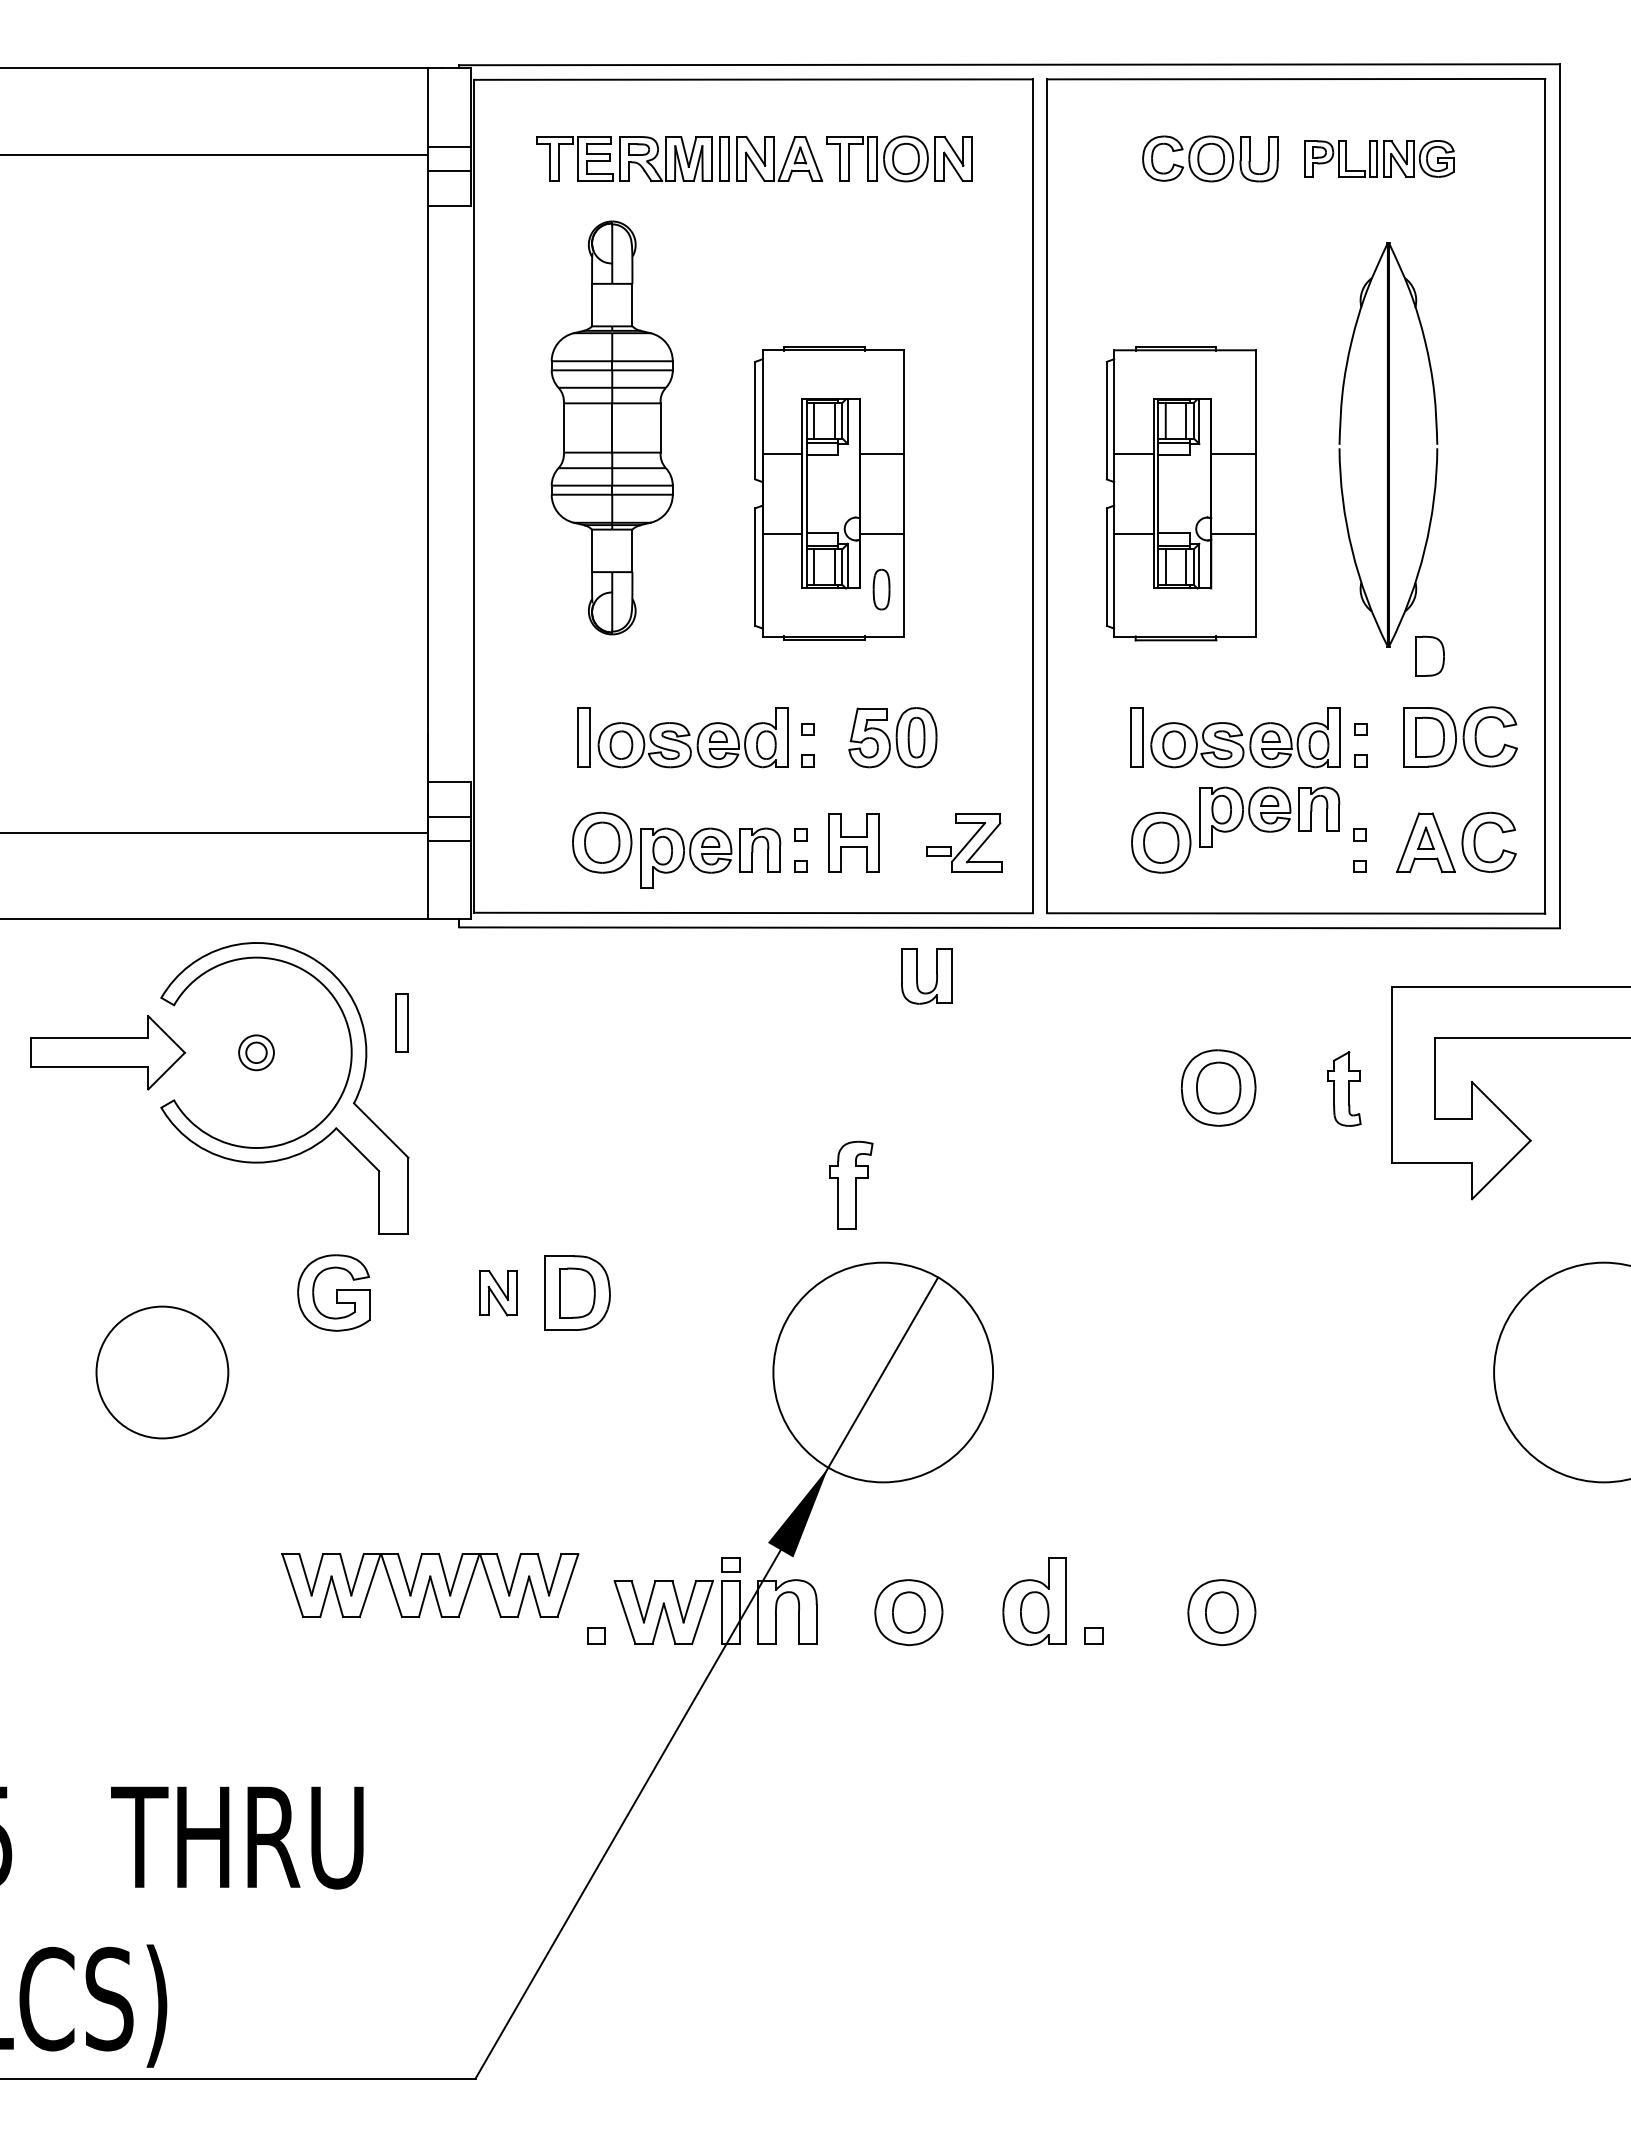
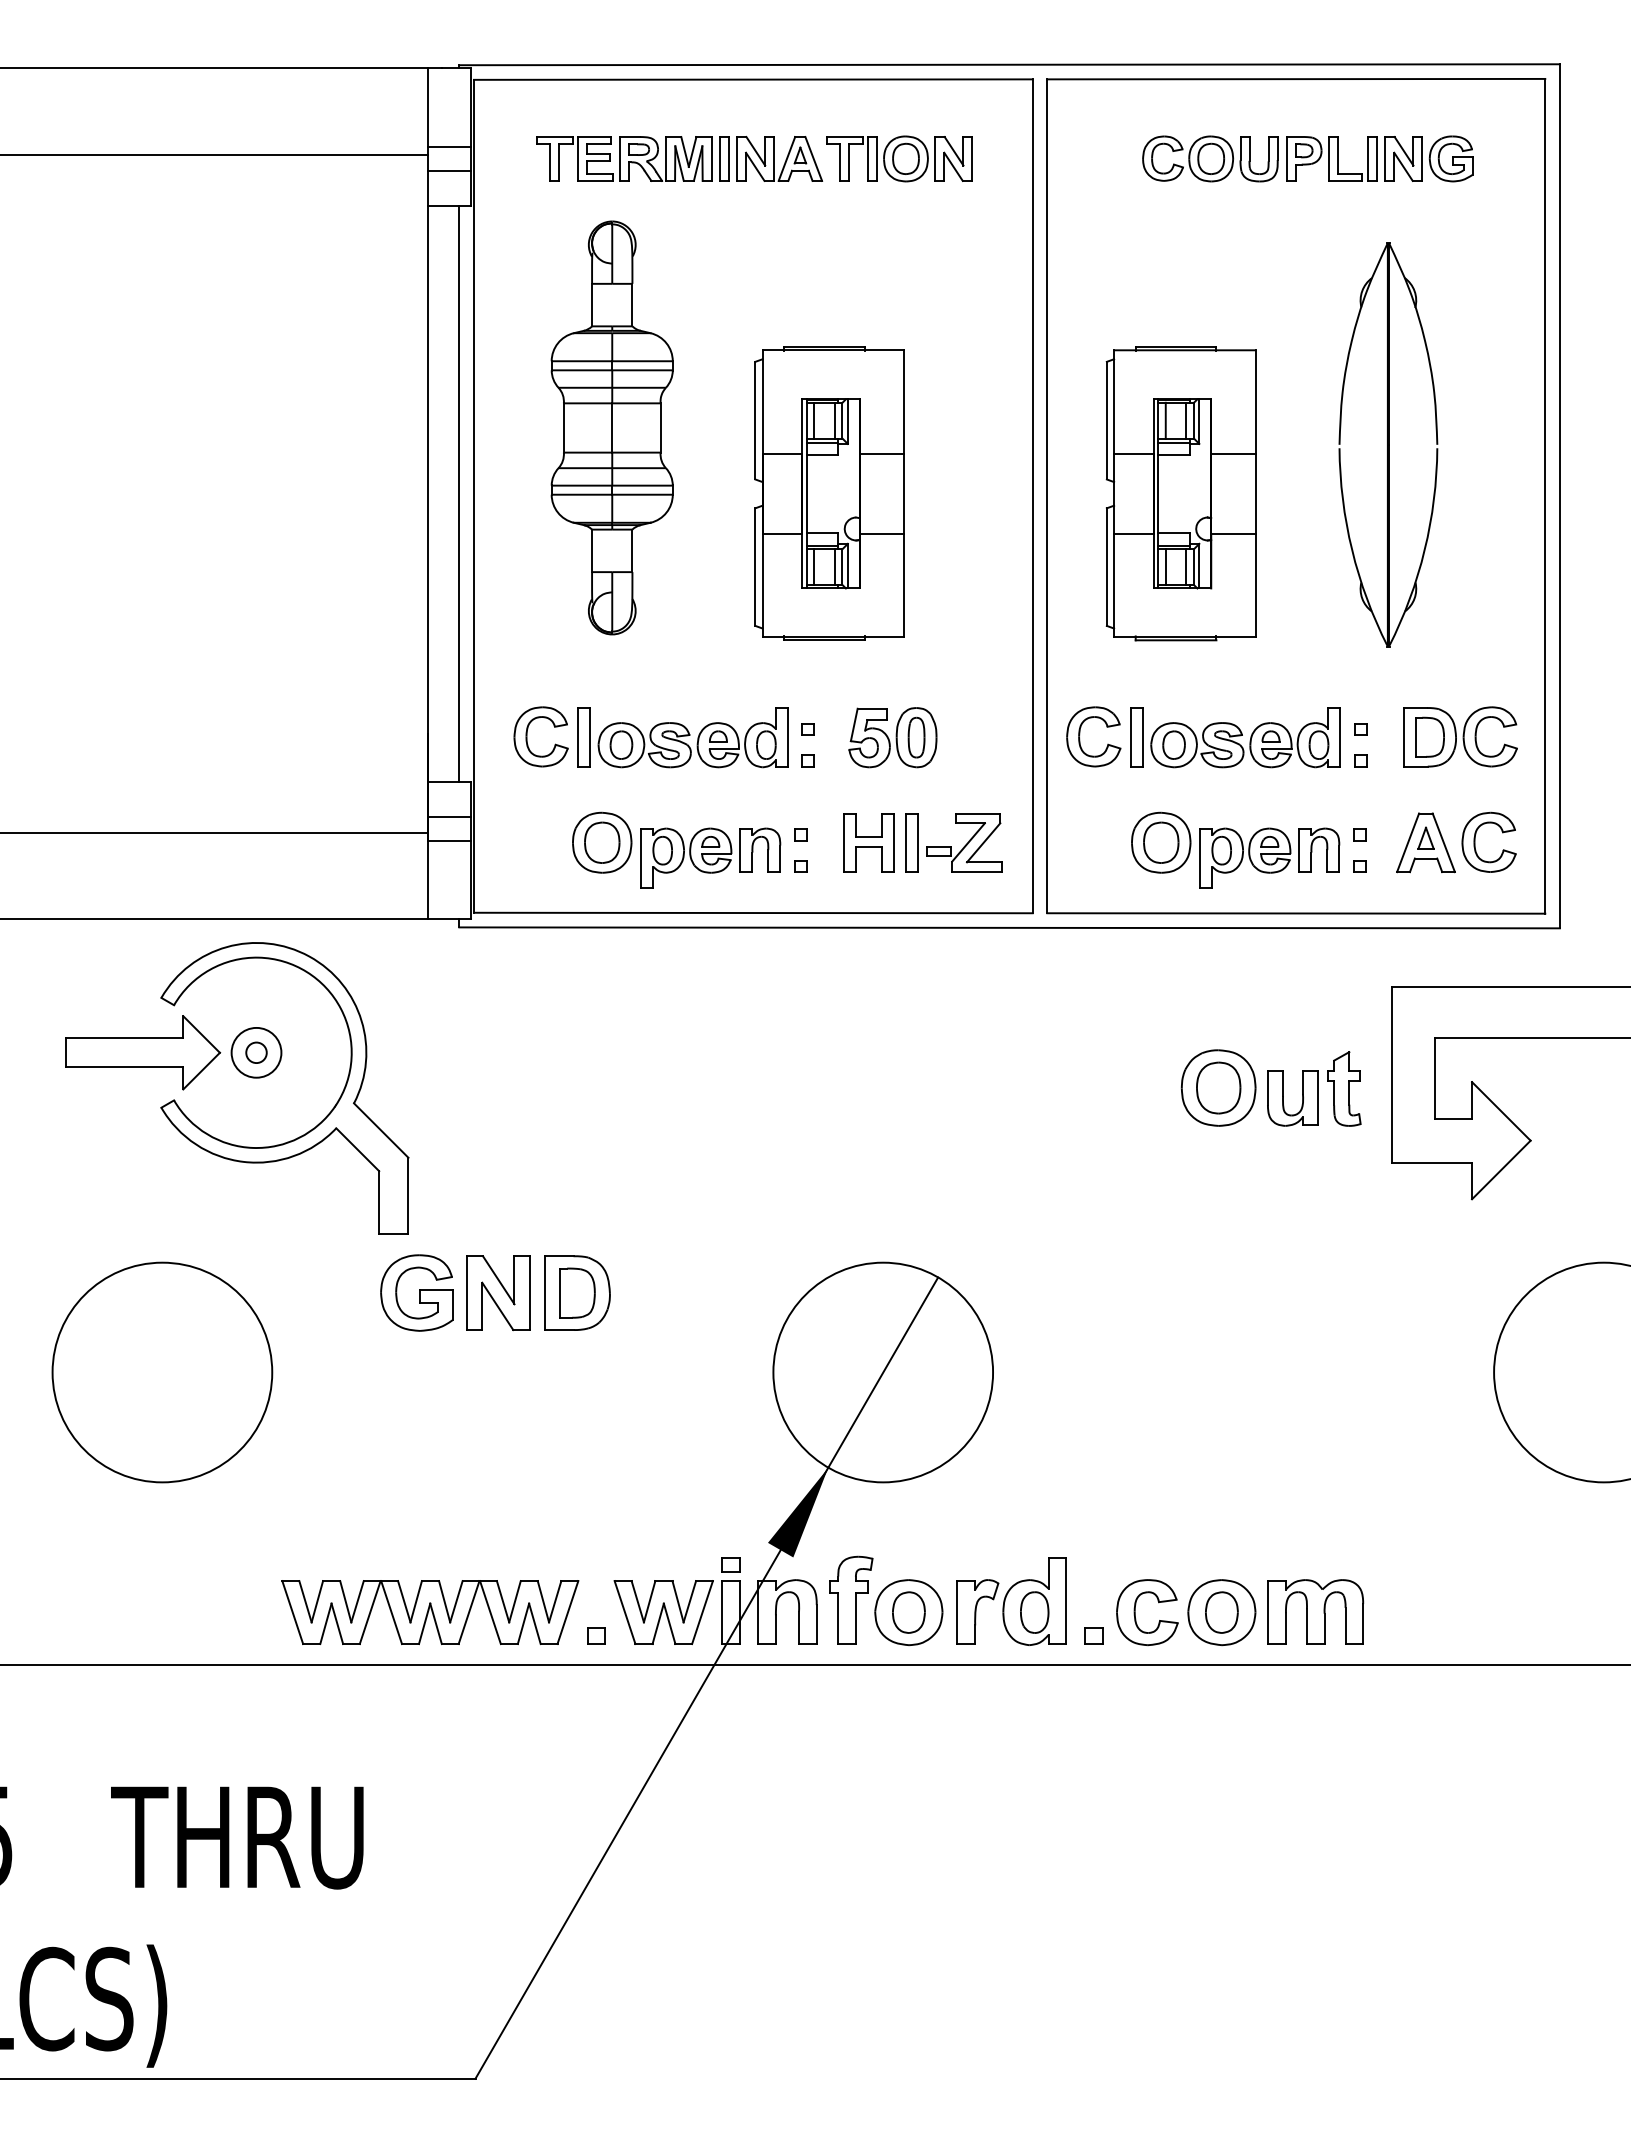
part size: 151x38 px -> 188x48 px (1379, 158)
line: none -> present (459, 493)
part: present -> none (881, 589)
part: present -> none (1429, 655)
part: none -> present (1080, 734)
part: none -> present (527, 736)
part position: (1269, 816) -> (1269, 857) (1269, 857)
part position: (853, 842) -> (868, 842) (868, 842)
part position: (917, 976) -> (1283, 1098) (1283, 1098)
part position: (401, 1022) -> (911, 842) (911, 842)
part position: (108, 1052) -> (143, 1052) (143, 1052)
circle diameter: 35 px -> 50 px (256, 1052)
part position: (851, 1184) -> (851, 1599) (851, 1599)
part position: (333, 1292) -> (416, 1292) (416, 1292)
part size: 39x47 px -> 65x77 px (498, 1293)
circle diameter: 132 px -> 220 px (162, 1372)
part position: (430, 1585) -> (430, 1612) (430, 1612)
part: none -> present (977, 1611)
part: none -> present (1315, 1611)
part: none -> present (1135, 1612)
line: none -> present (814, 1665)
